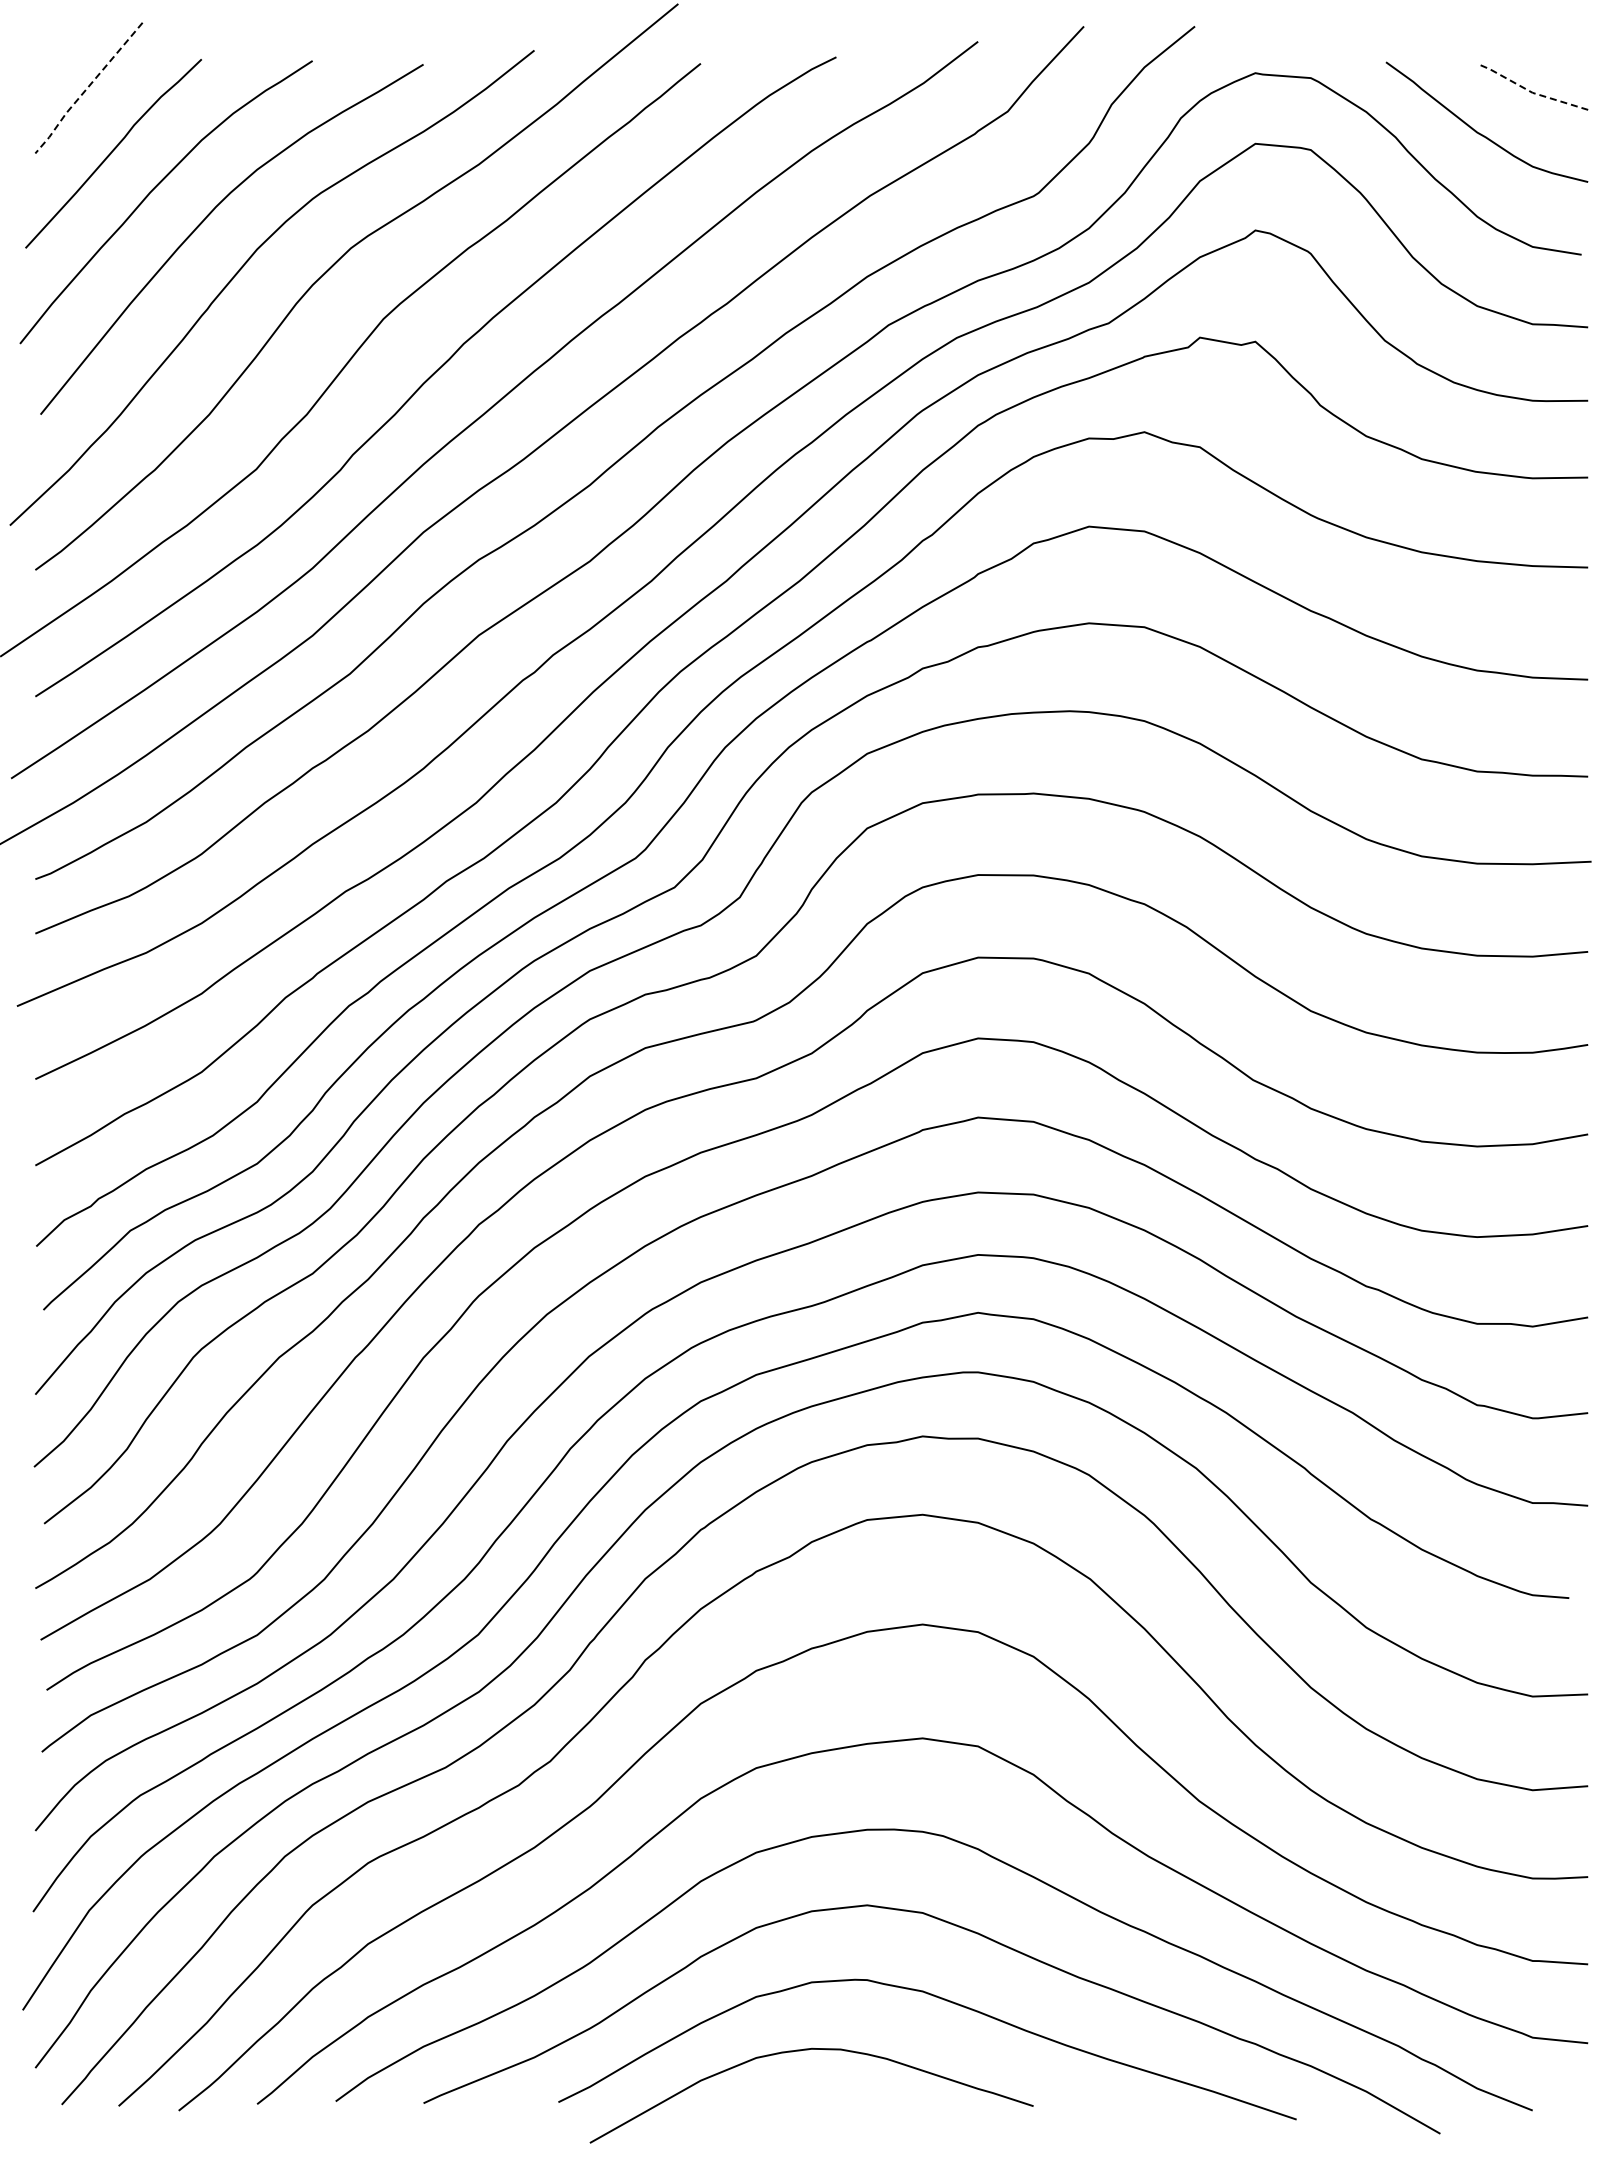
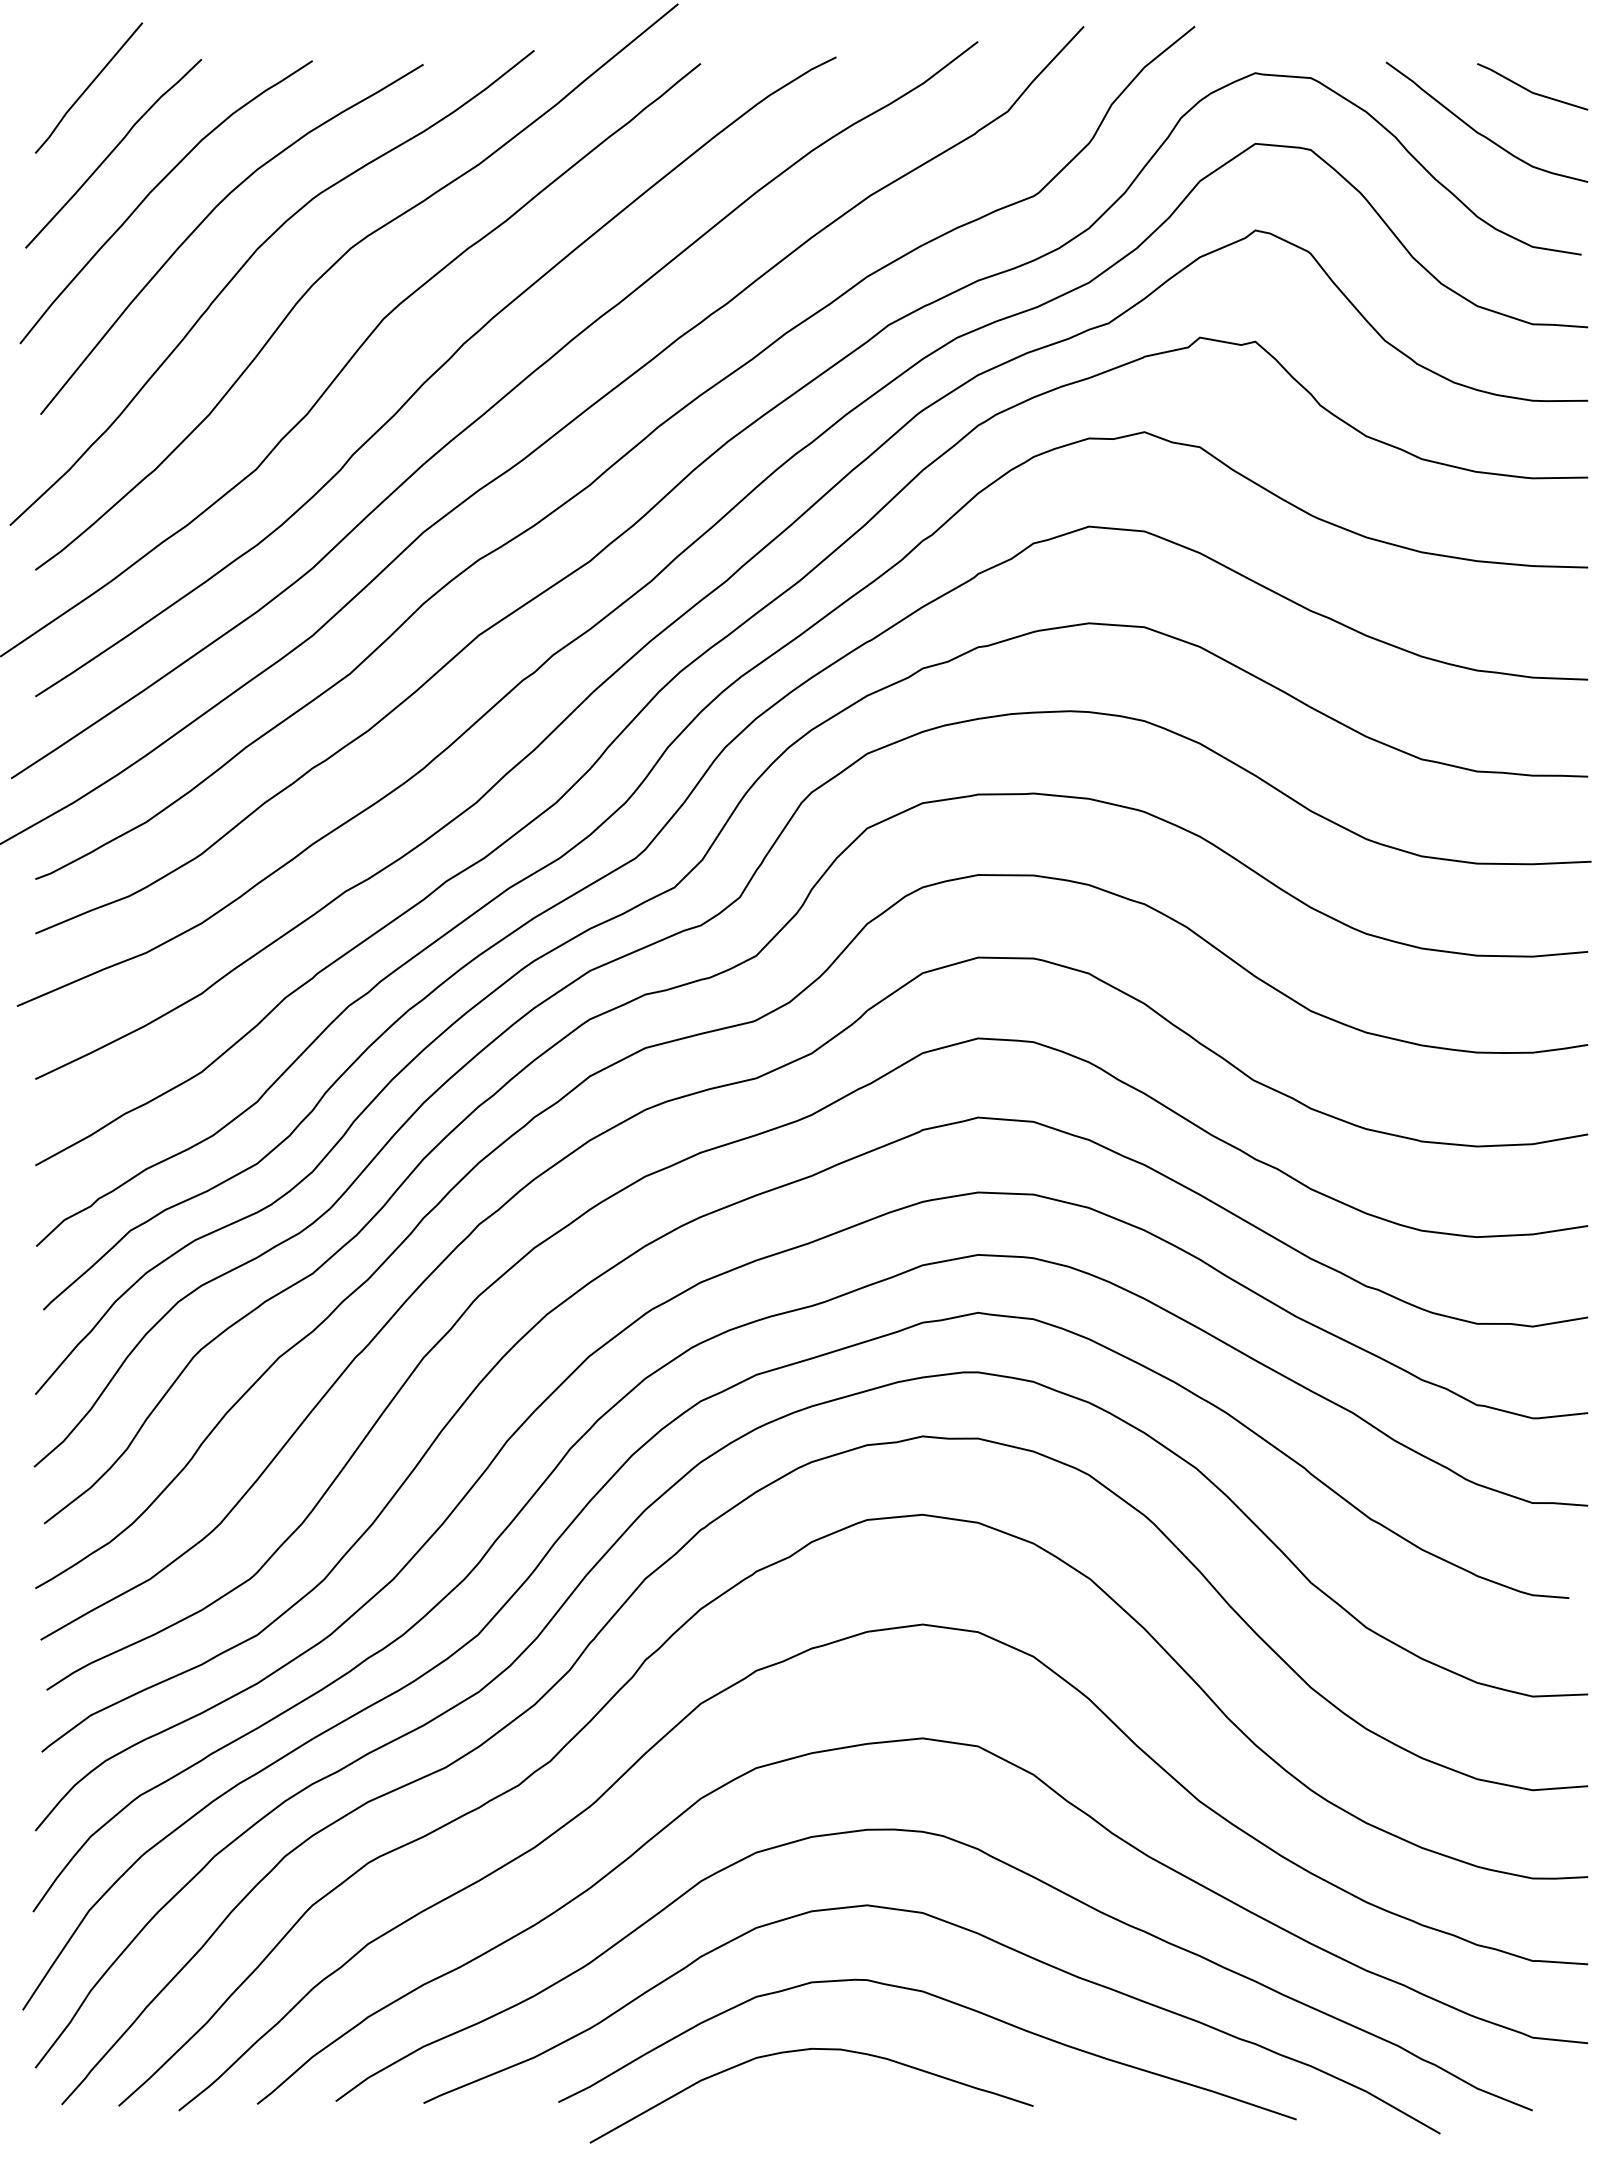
line: dashed -> solid (86, 88)
line: dashed -> solid (1530, 91)
